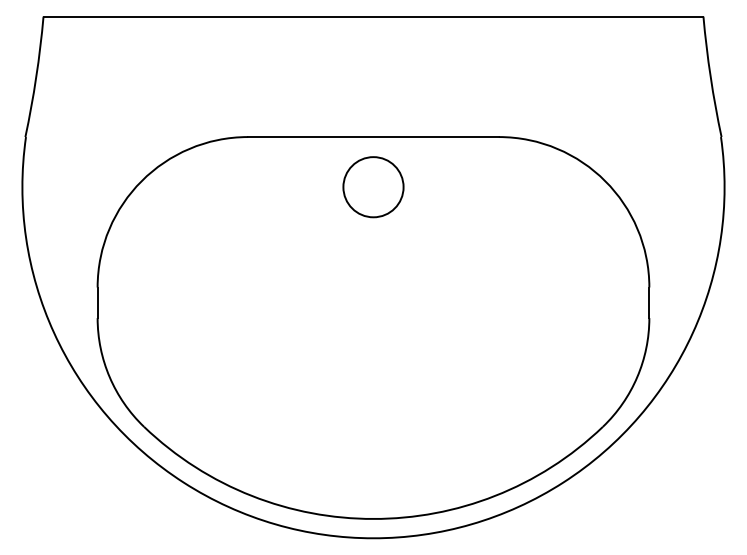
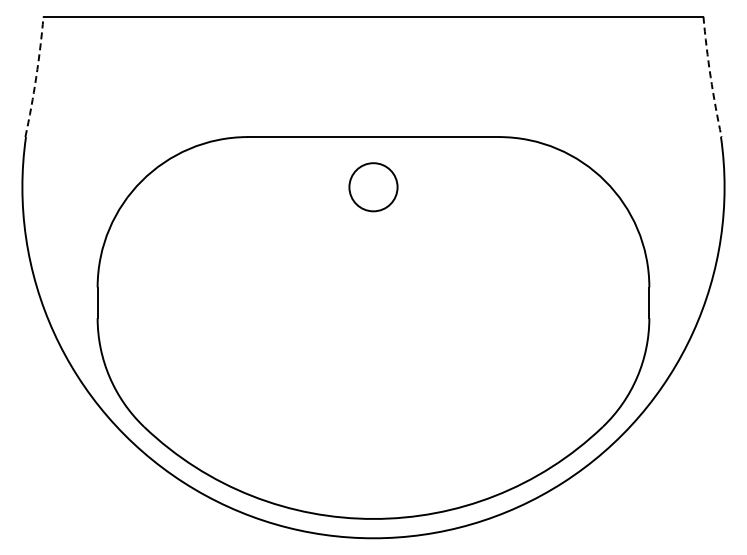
arc: solid -> dashed (36, 77)
arc: solid -> dashed (710, 77)
circle size: 63x63 px -> 51x51 px (373, 187)
